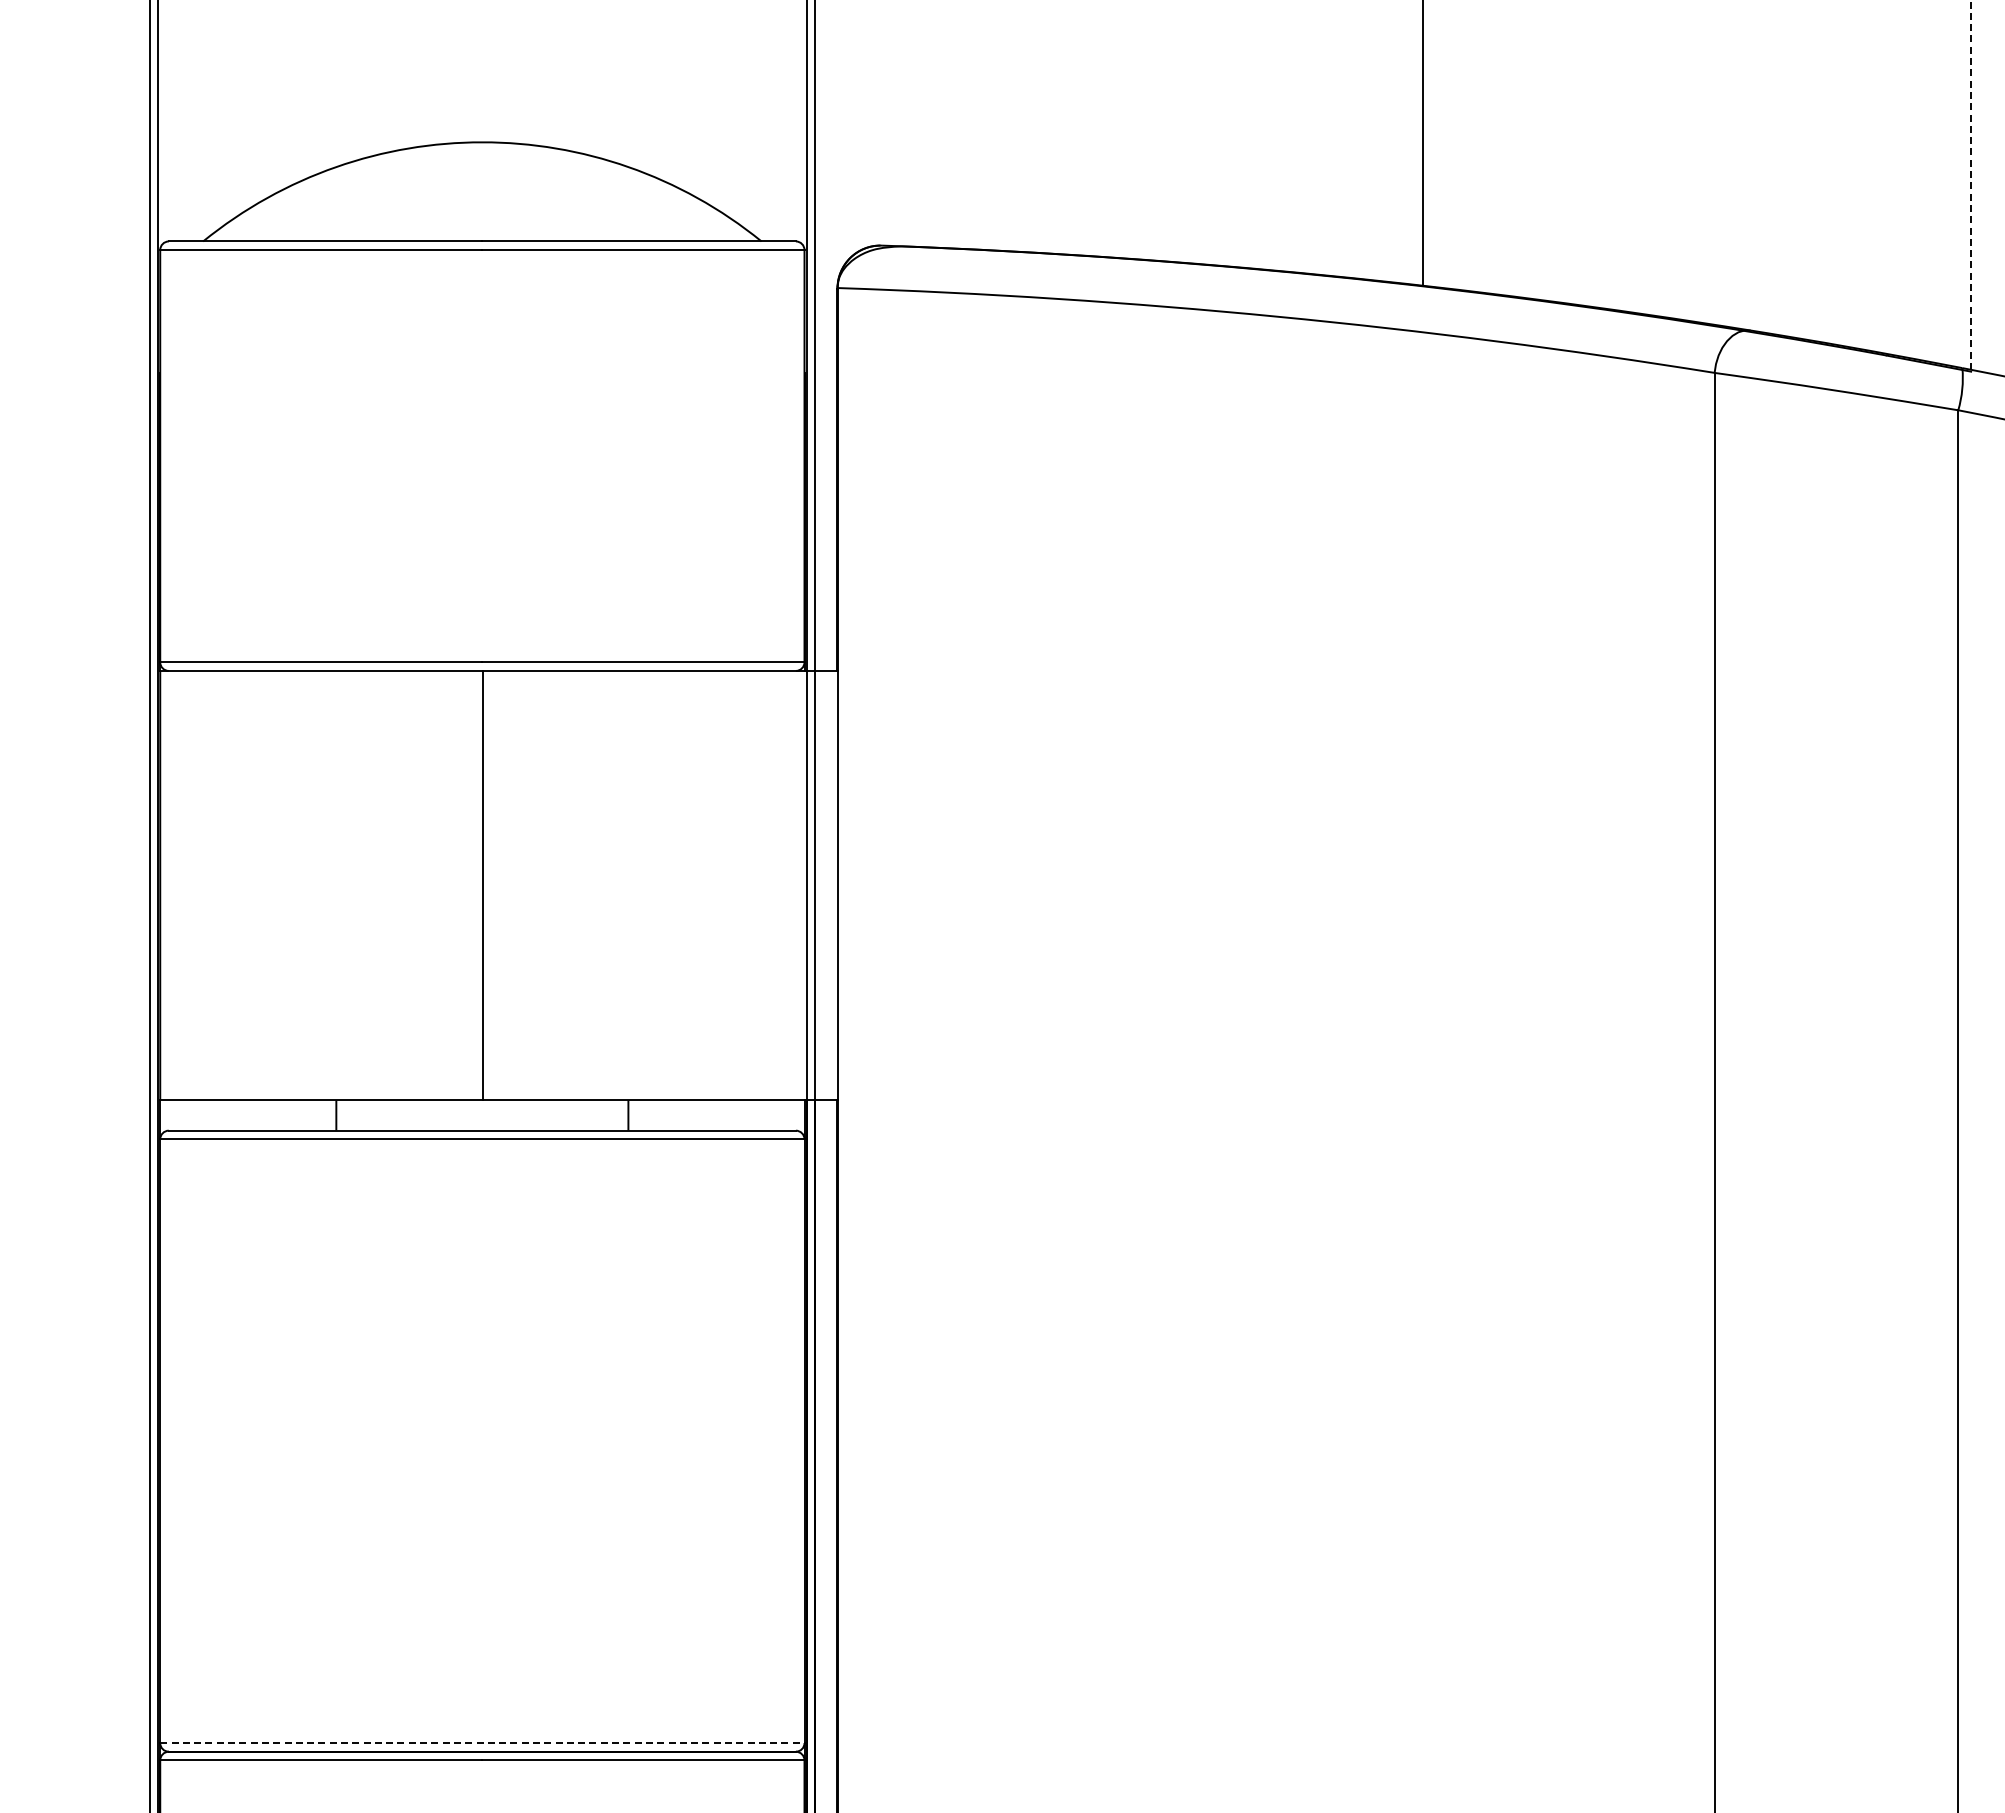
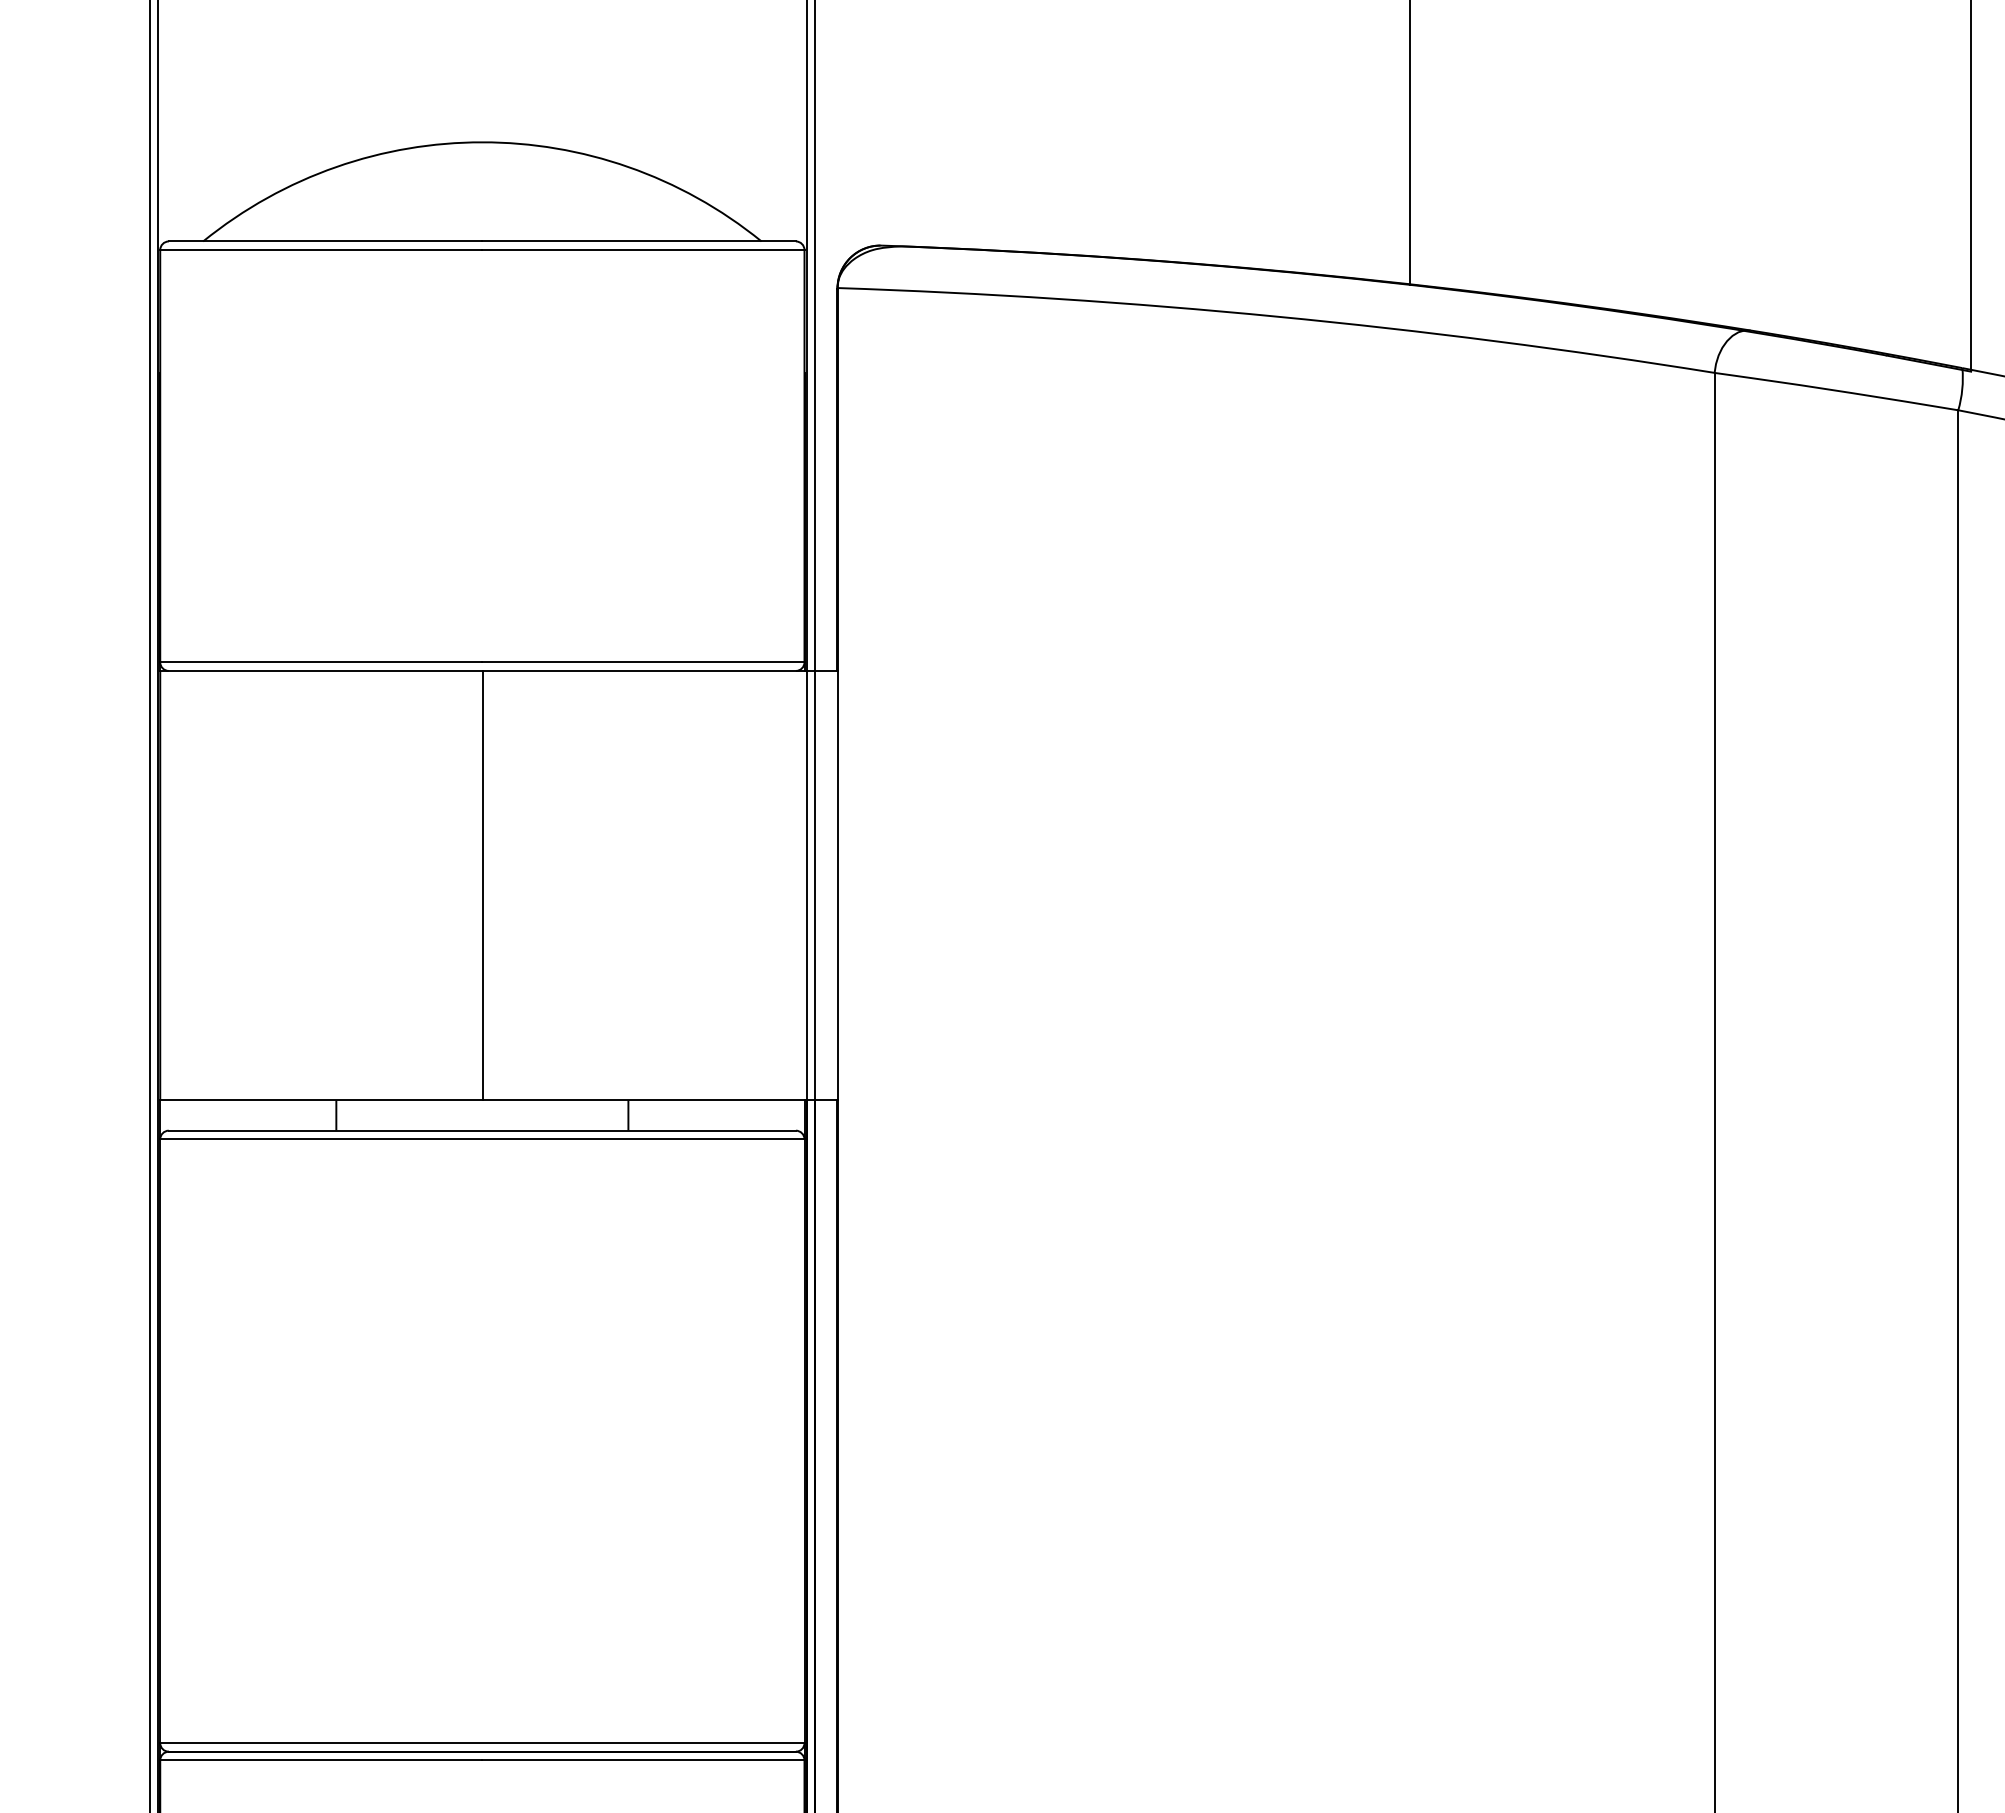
line position: (1422, 143) -> (1409, 143) (1409, 143)
line: dashed -> solid (1971, 184)
line: dashed -> solid (482, 1743)
